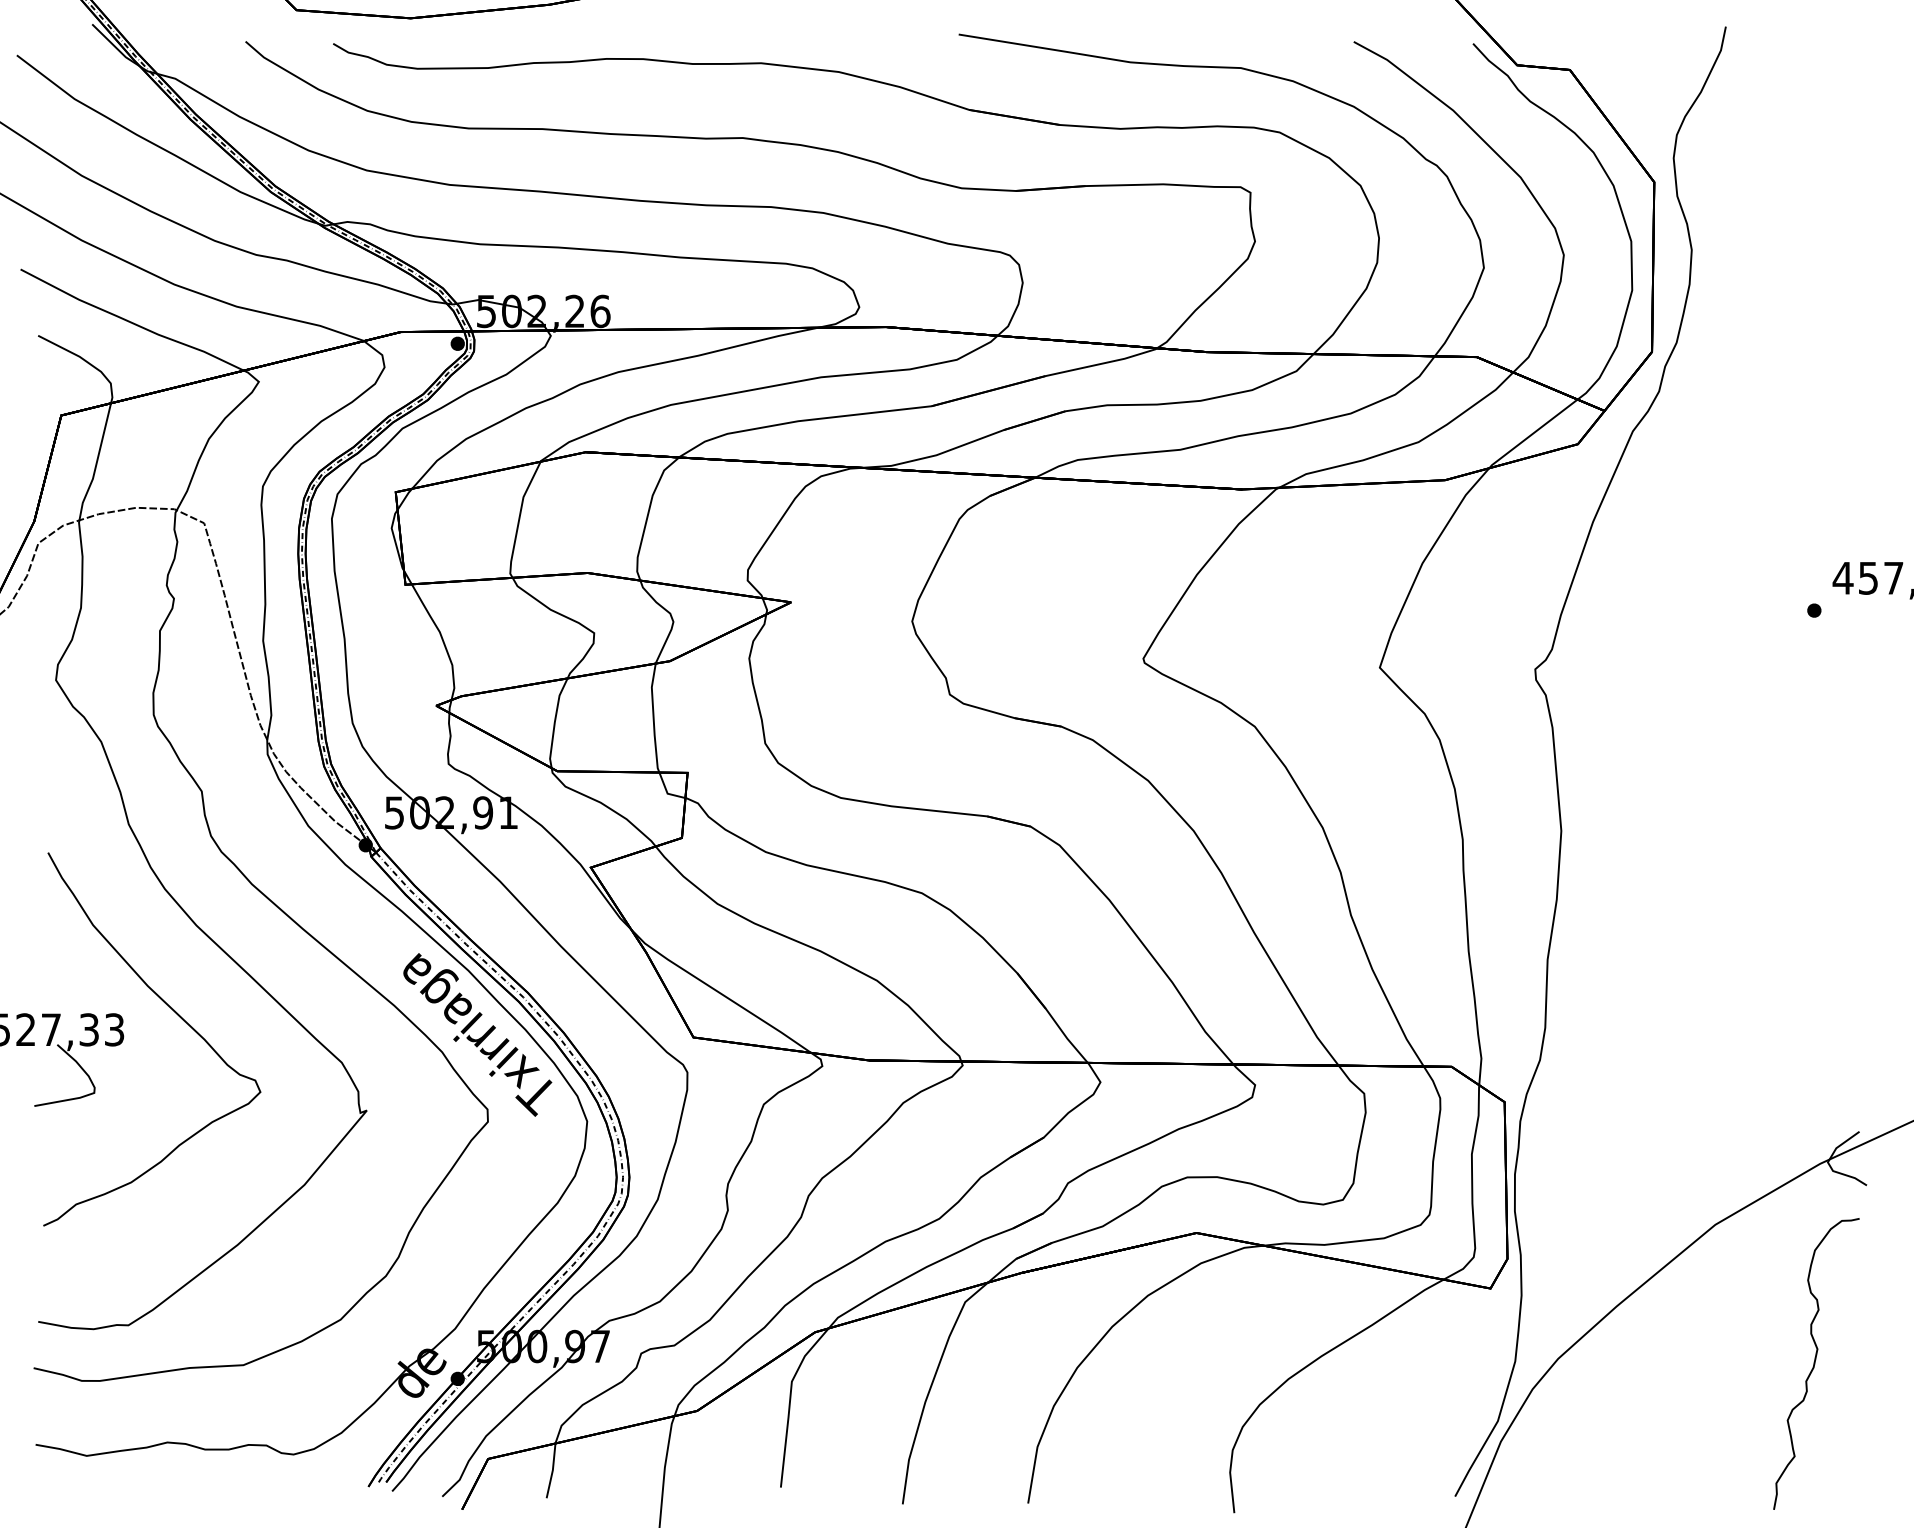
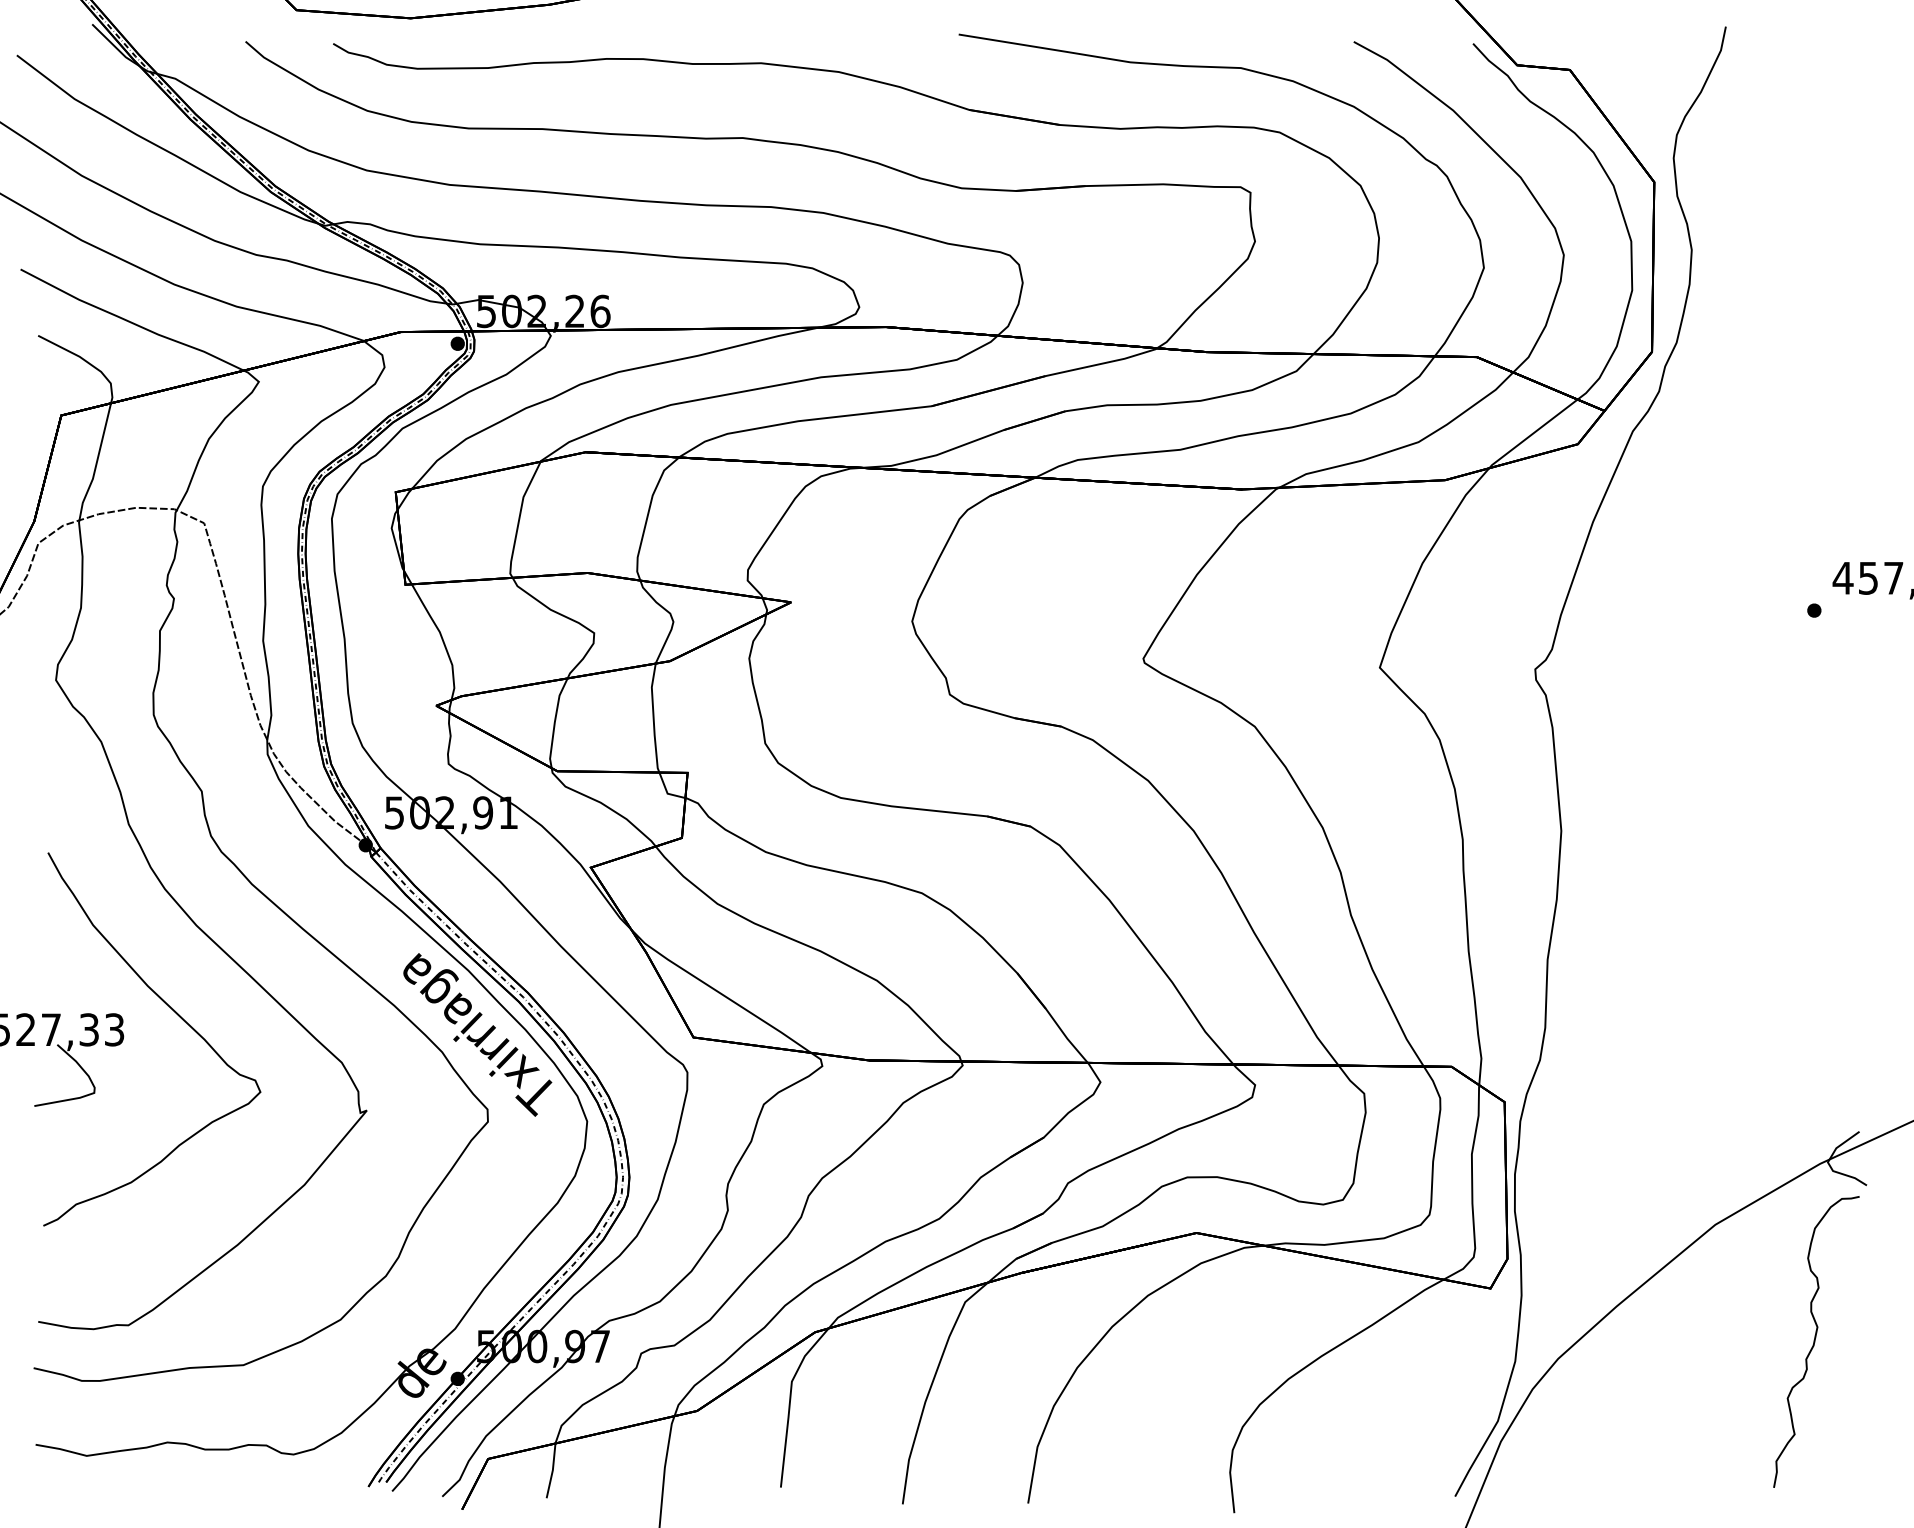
curve position: (1815, 1363) -> (1815, 1341) (1815, 1341)
